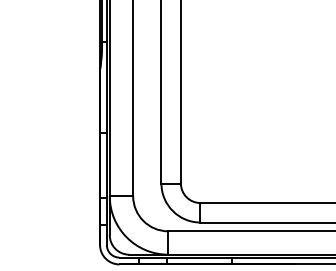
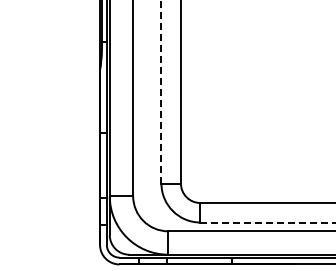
line: solid -> dashed (161, 92)
line: solid -> dashed (268, 222)
